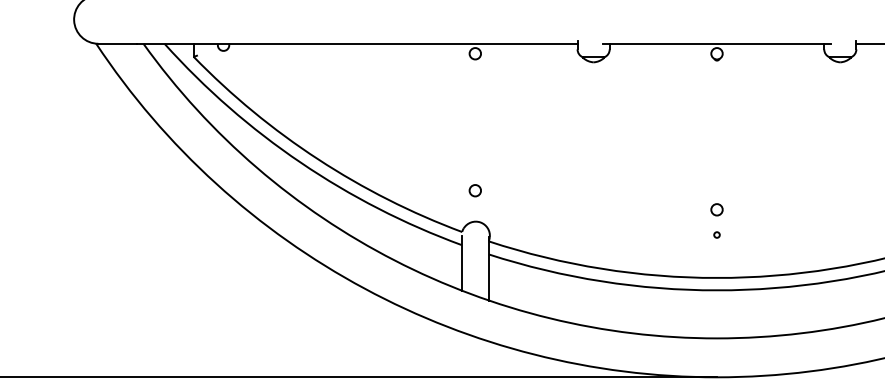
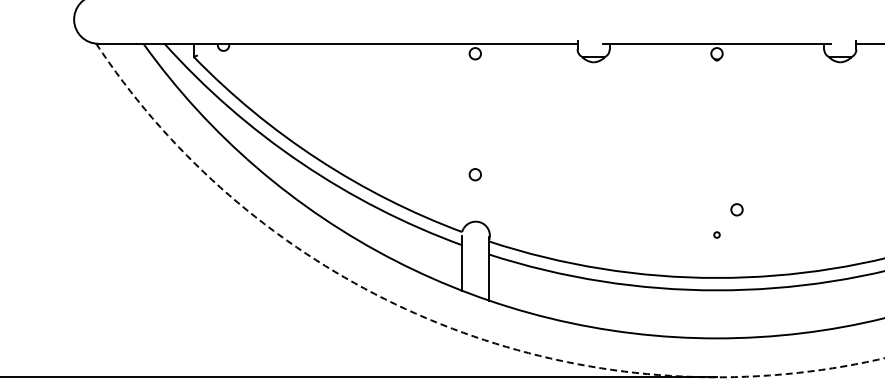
circle position: (474, 190) -> (474, 174) (474, 174)
circle position: (716, 209) -> (736, 209) (736, 209)
arc: solid -> dashed (443, 325)
